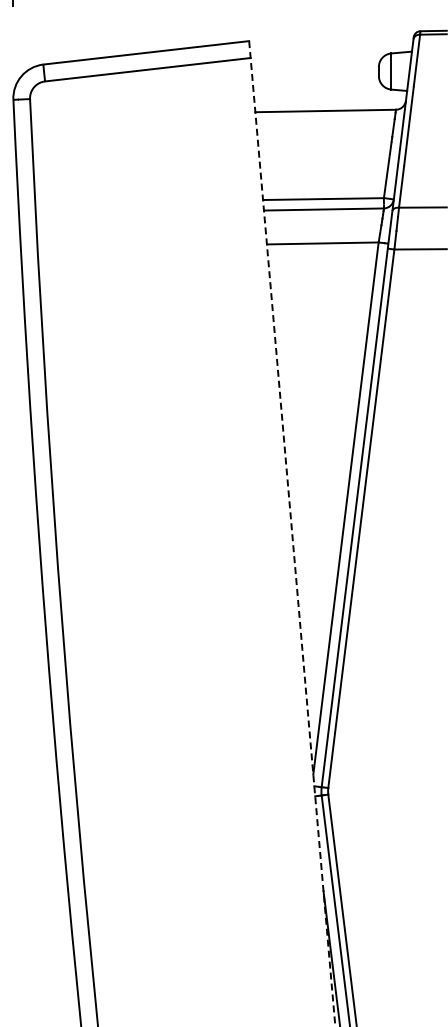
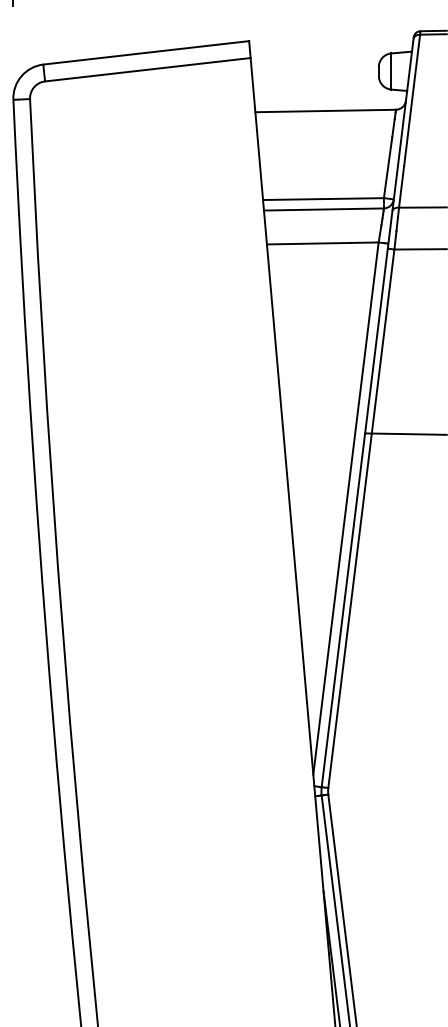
line: none -> present (404, 433)
line: dashed -> solid (292, 533)
